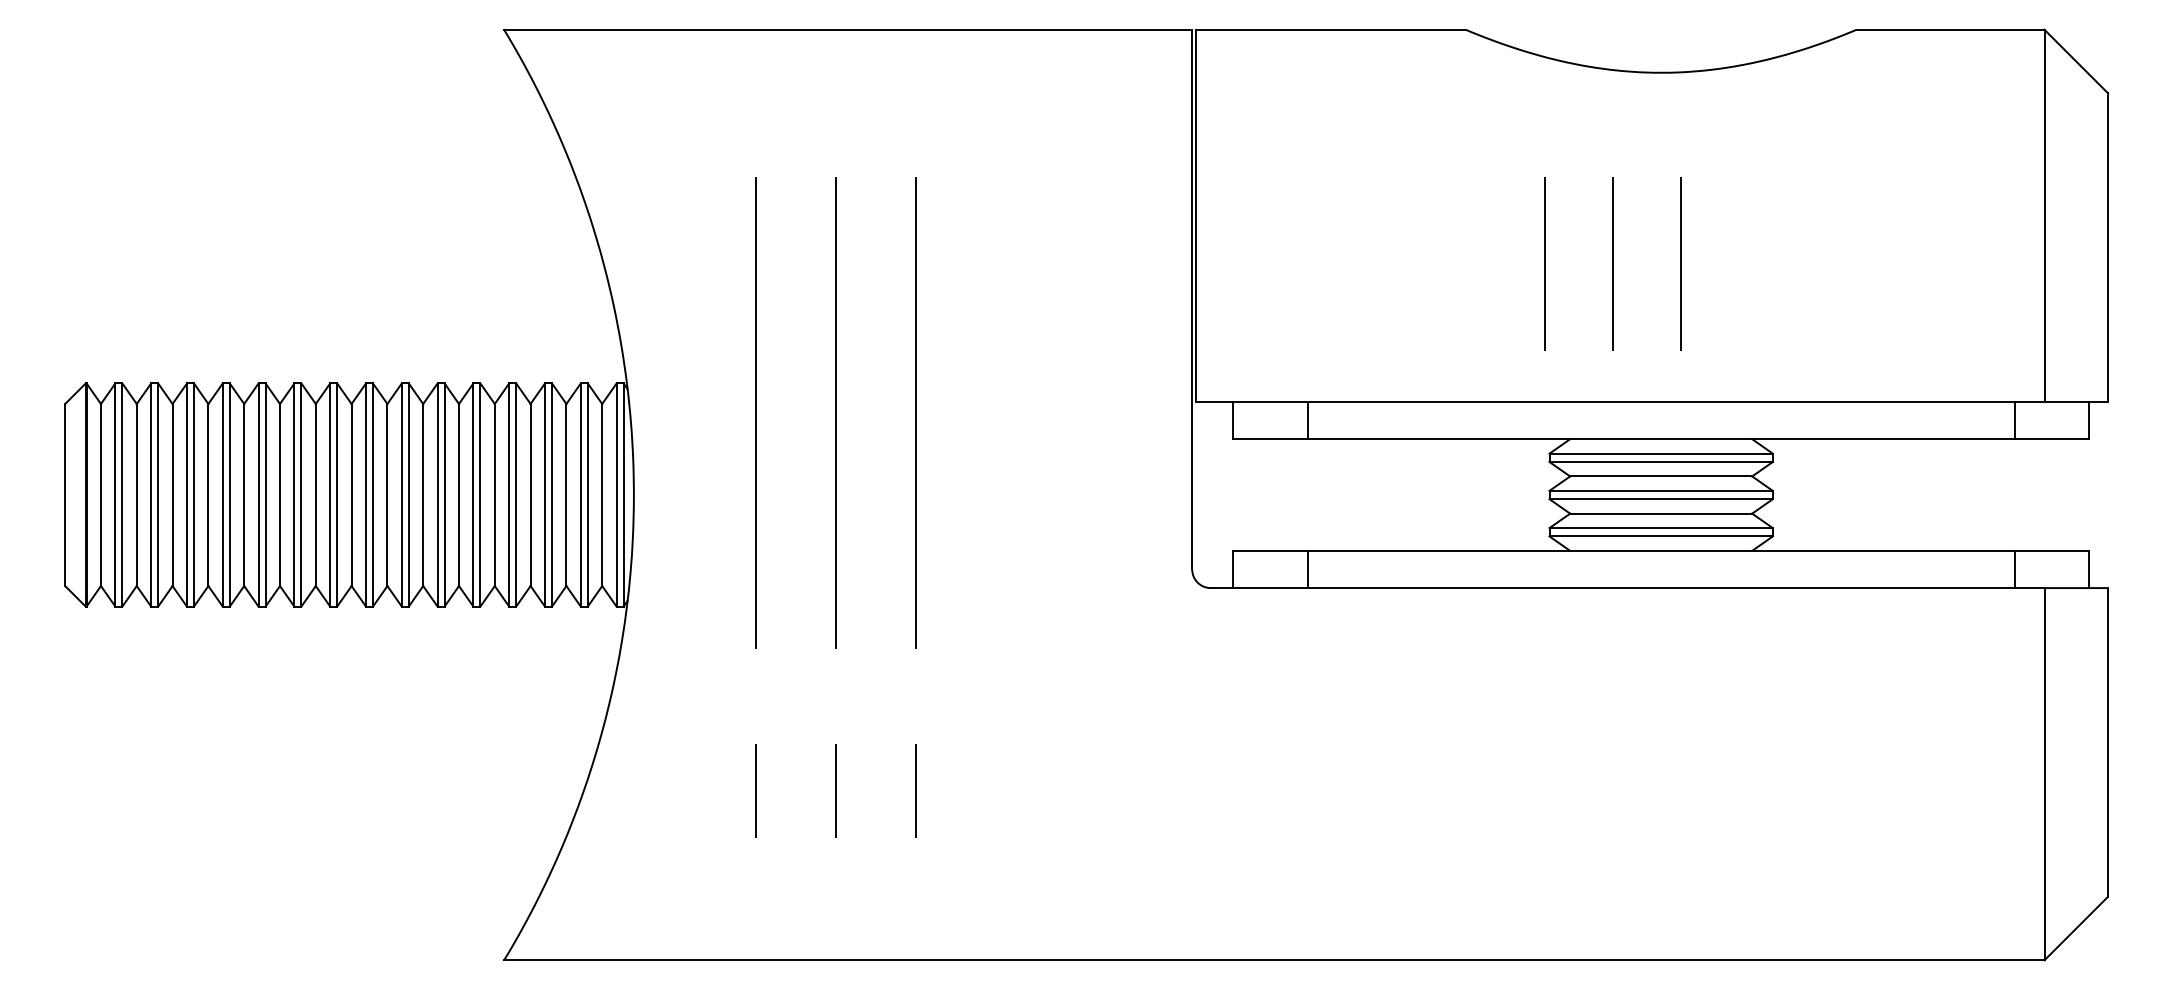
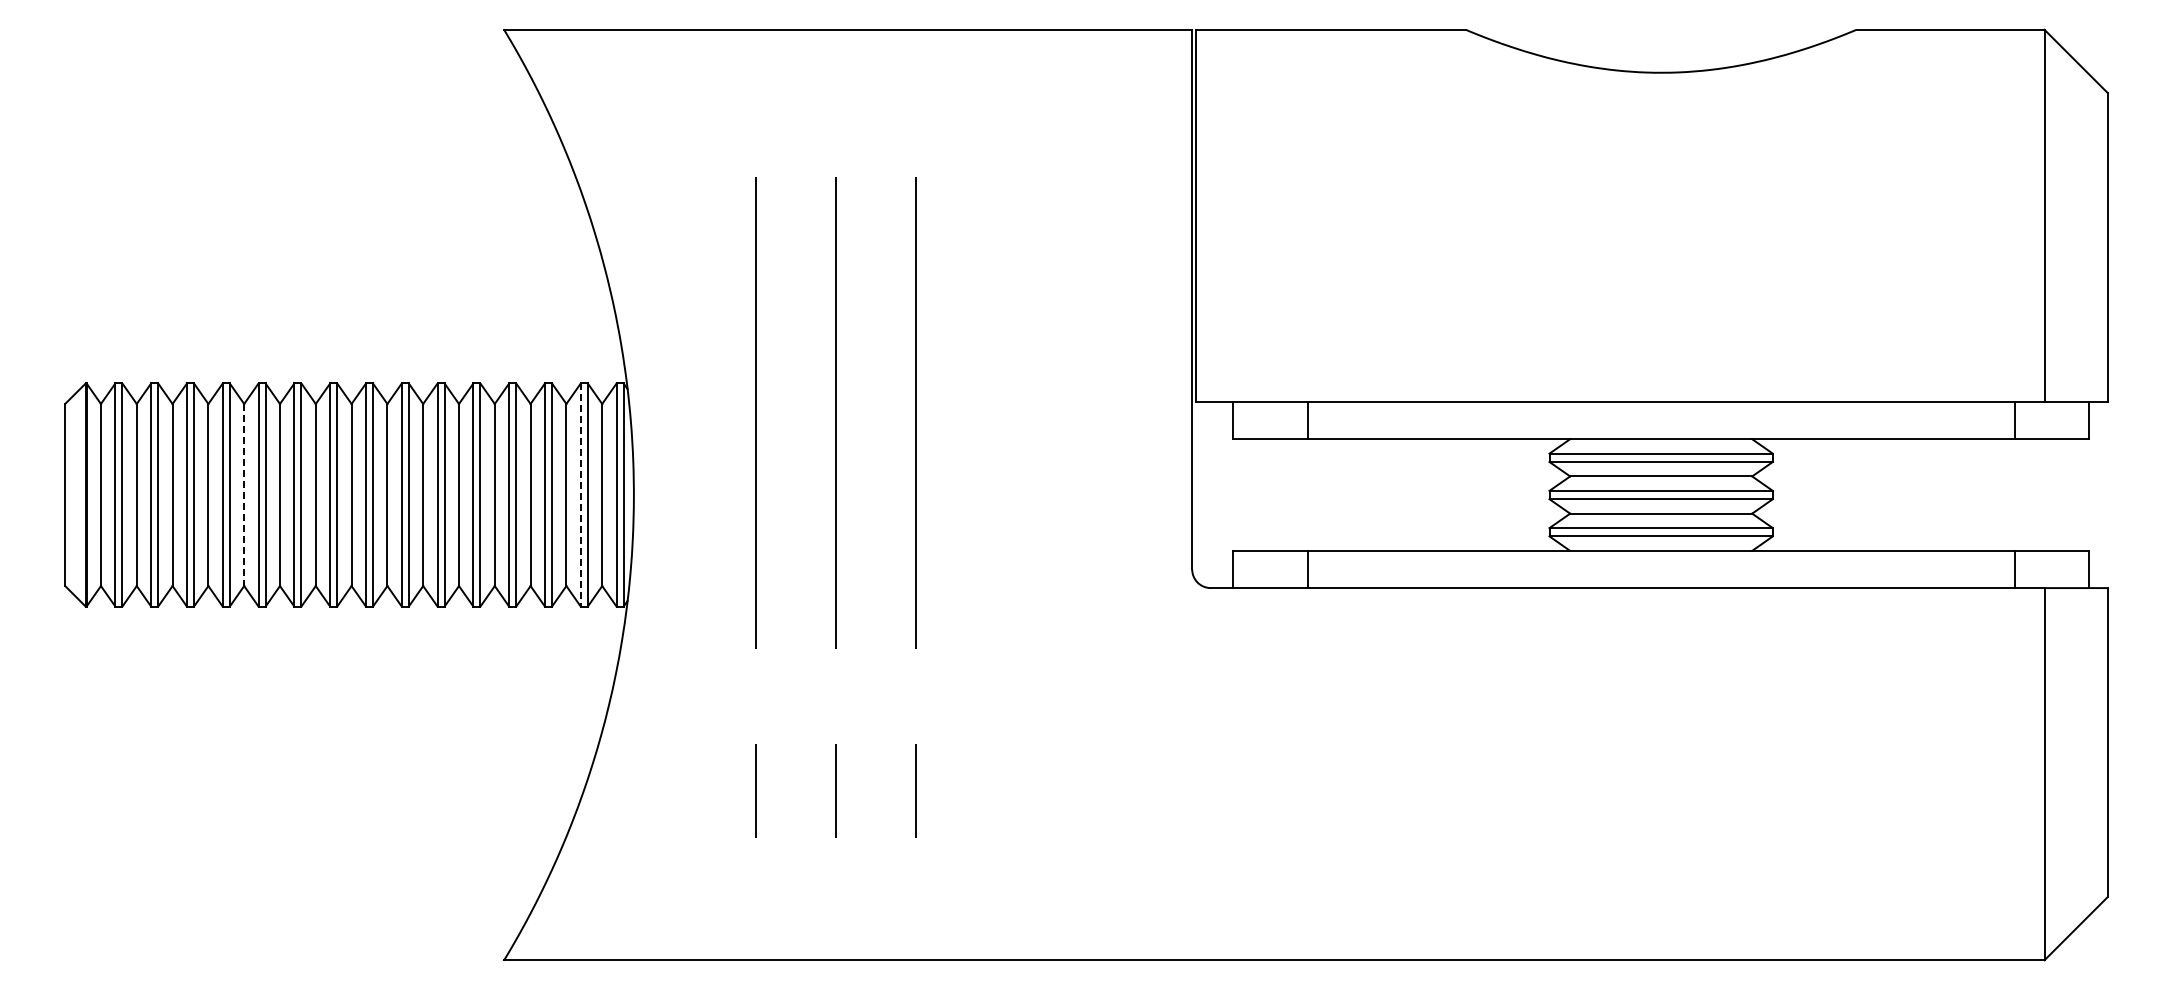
line: present -> none (1544, 263)
line: present -> none (1612, 263)
line: present -> none (1681, 263)
line: solid -> dashed (244, 495)
line: solid -> dashed (580, 495)
